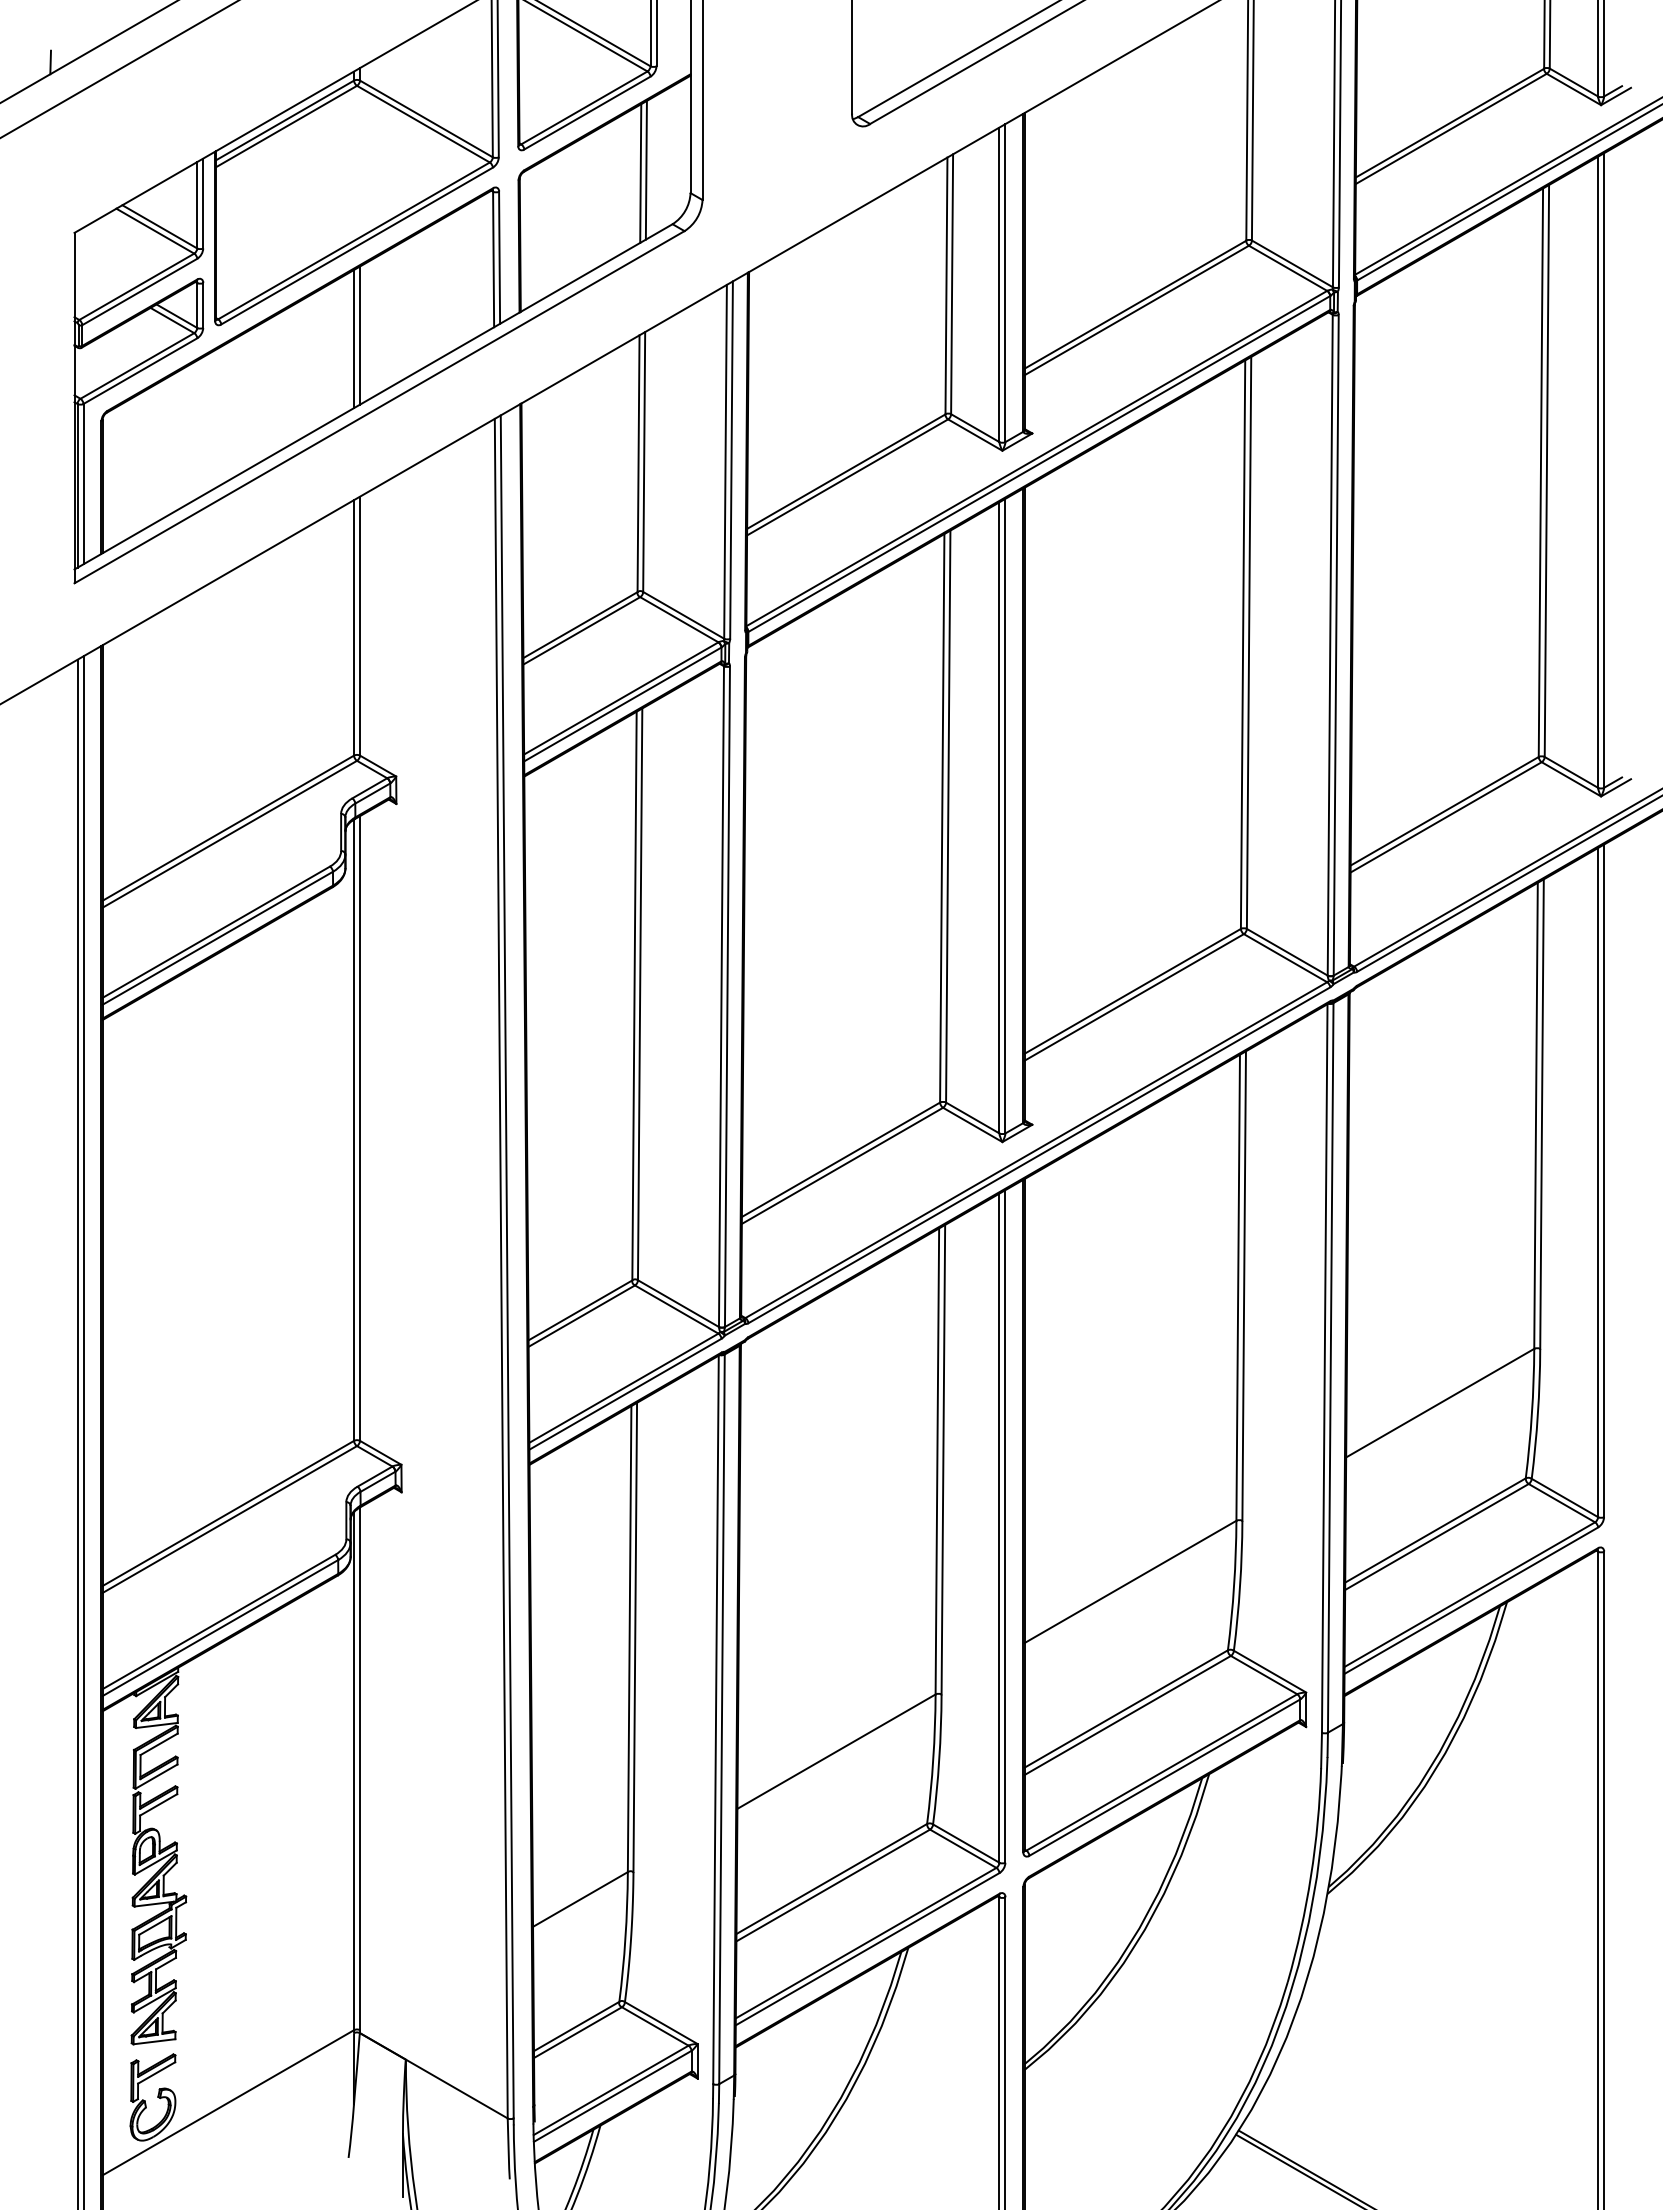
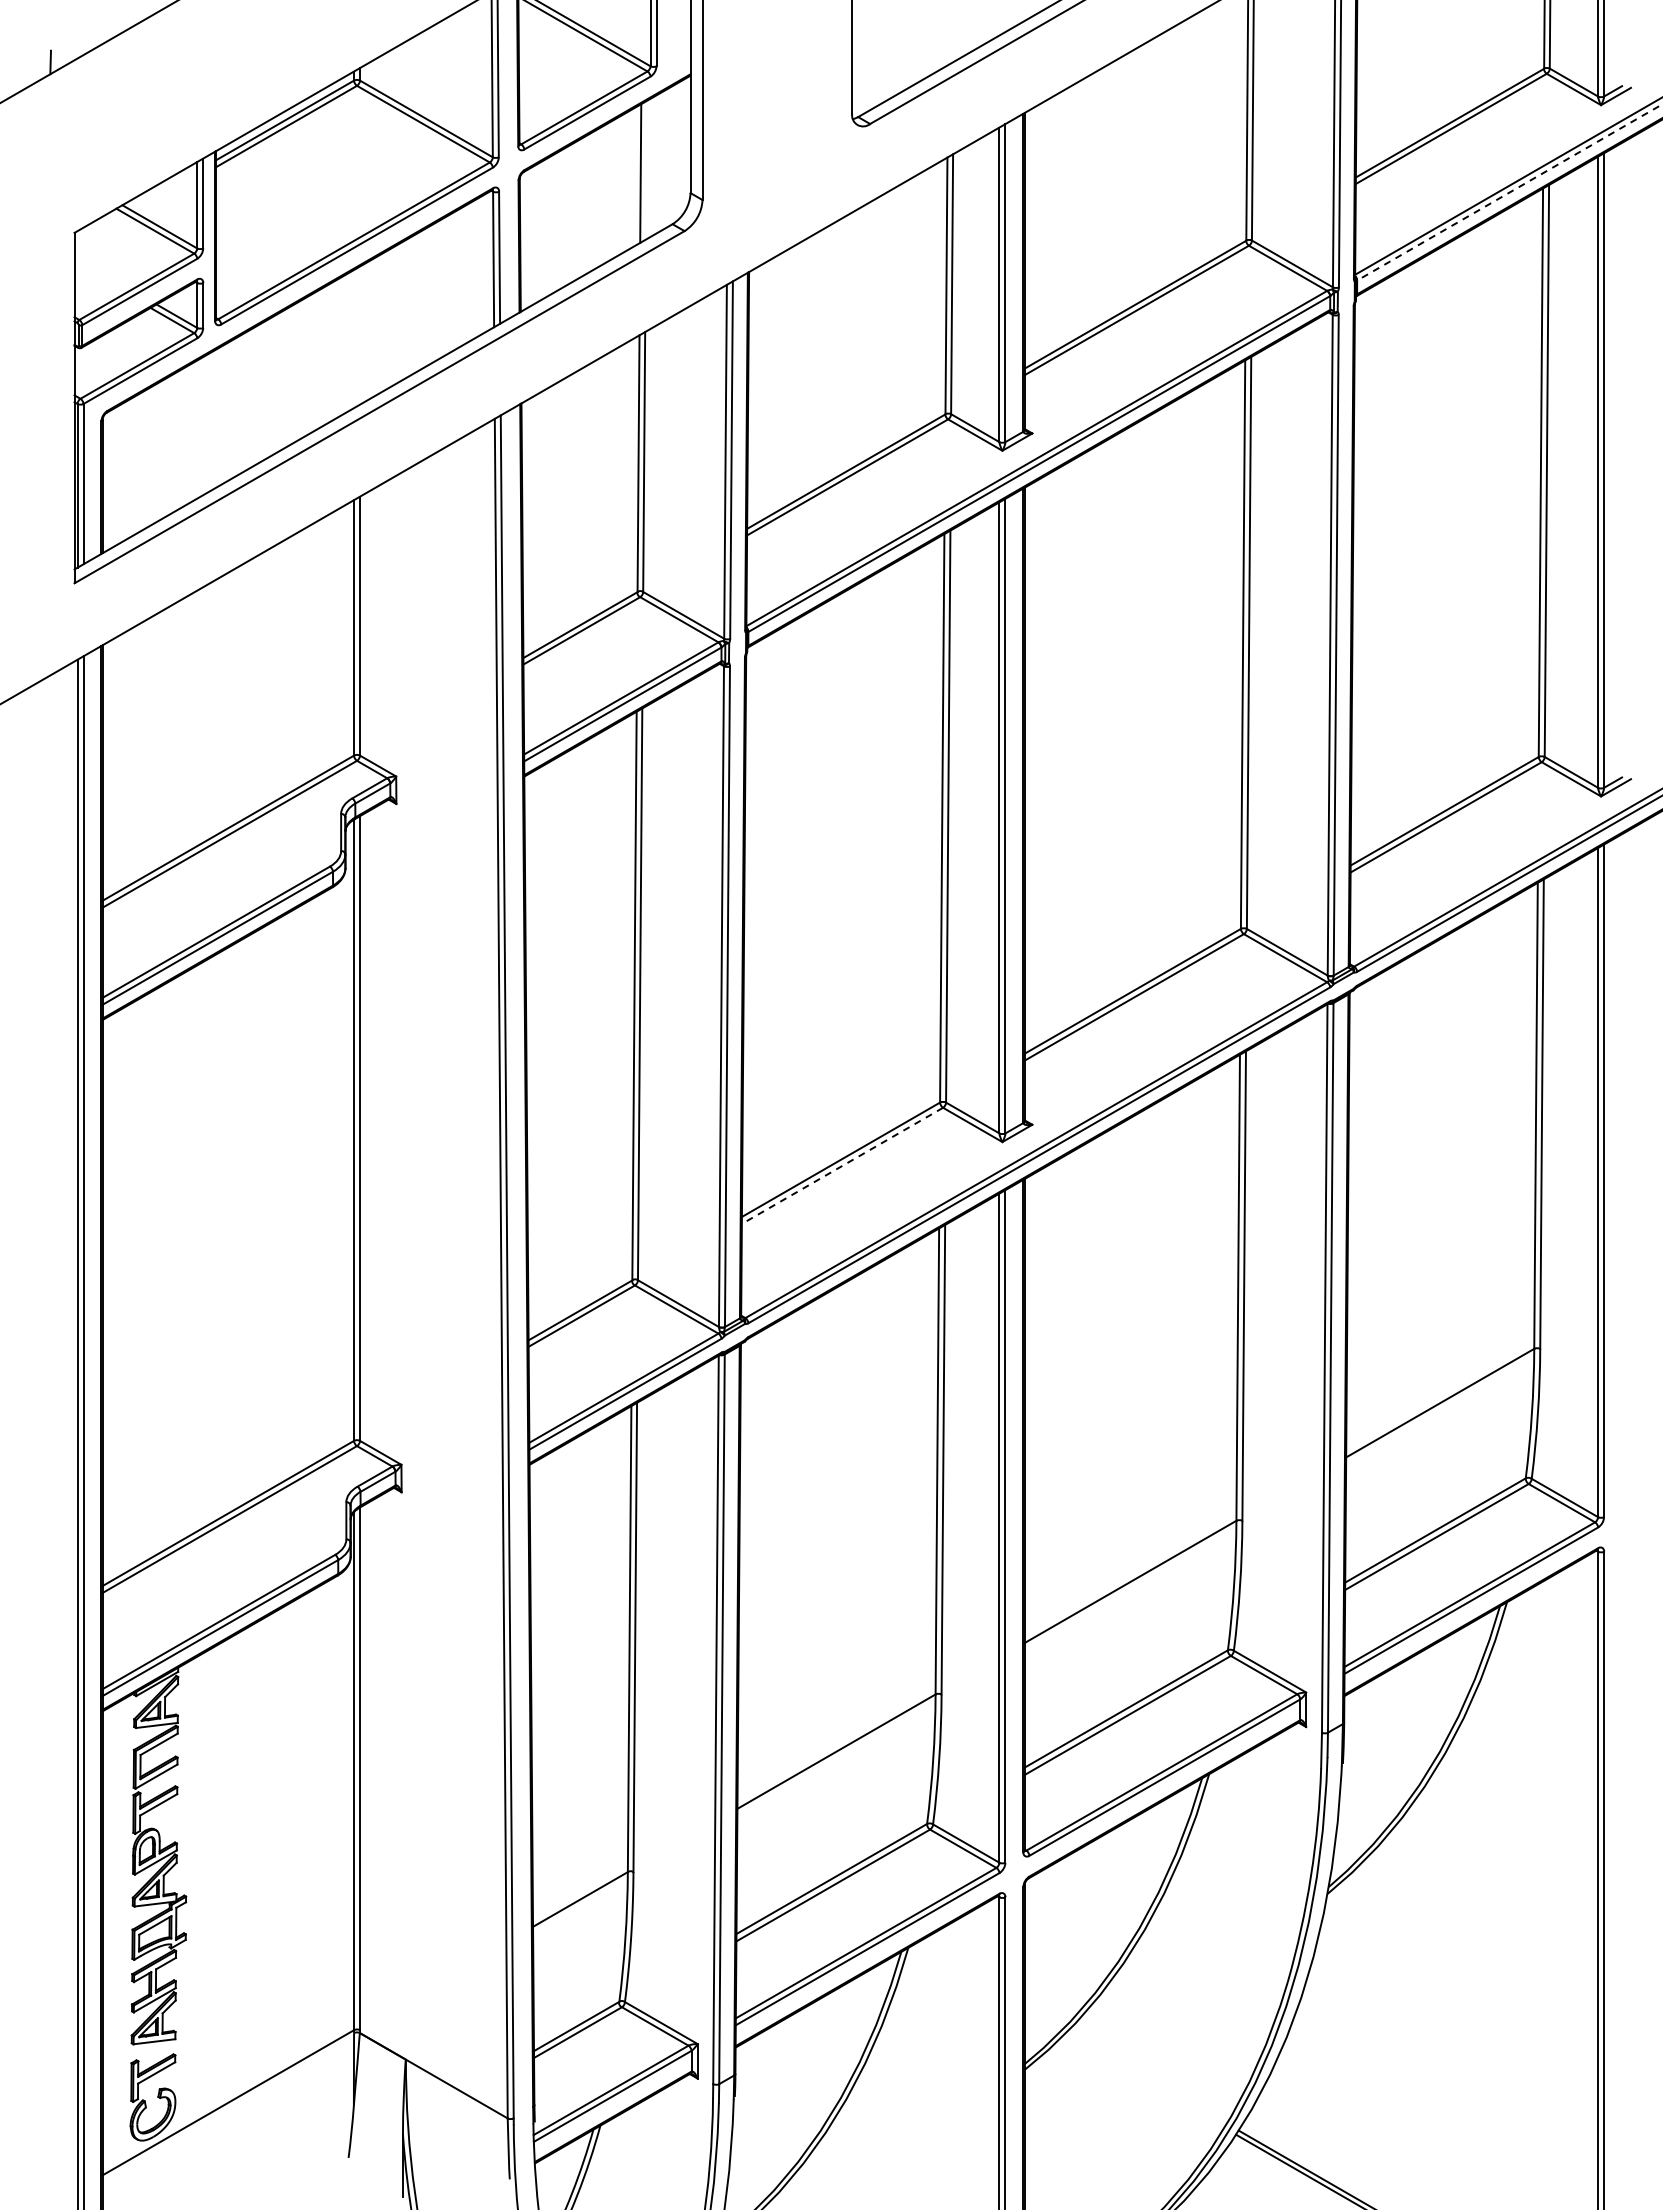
line: present -> none (118, 69)
line: present -> none (645, 169)
line: solid -> dashed (1509, 192)
line: present -> none (360, 335)
line: present -> none (354, 338)
line: solid -> dashed (842, 1166)
